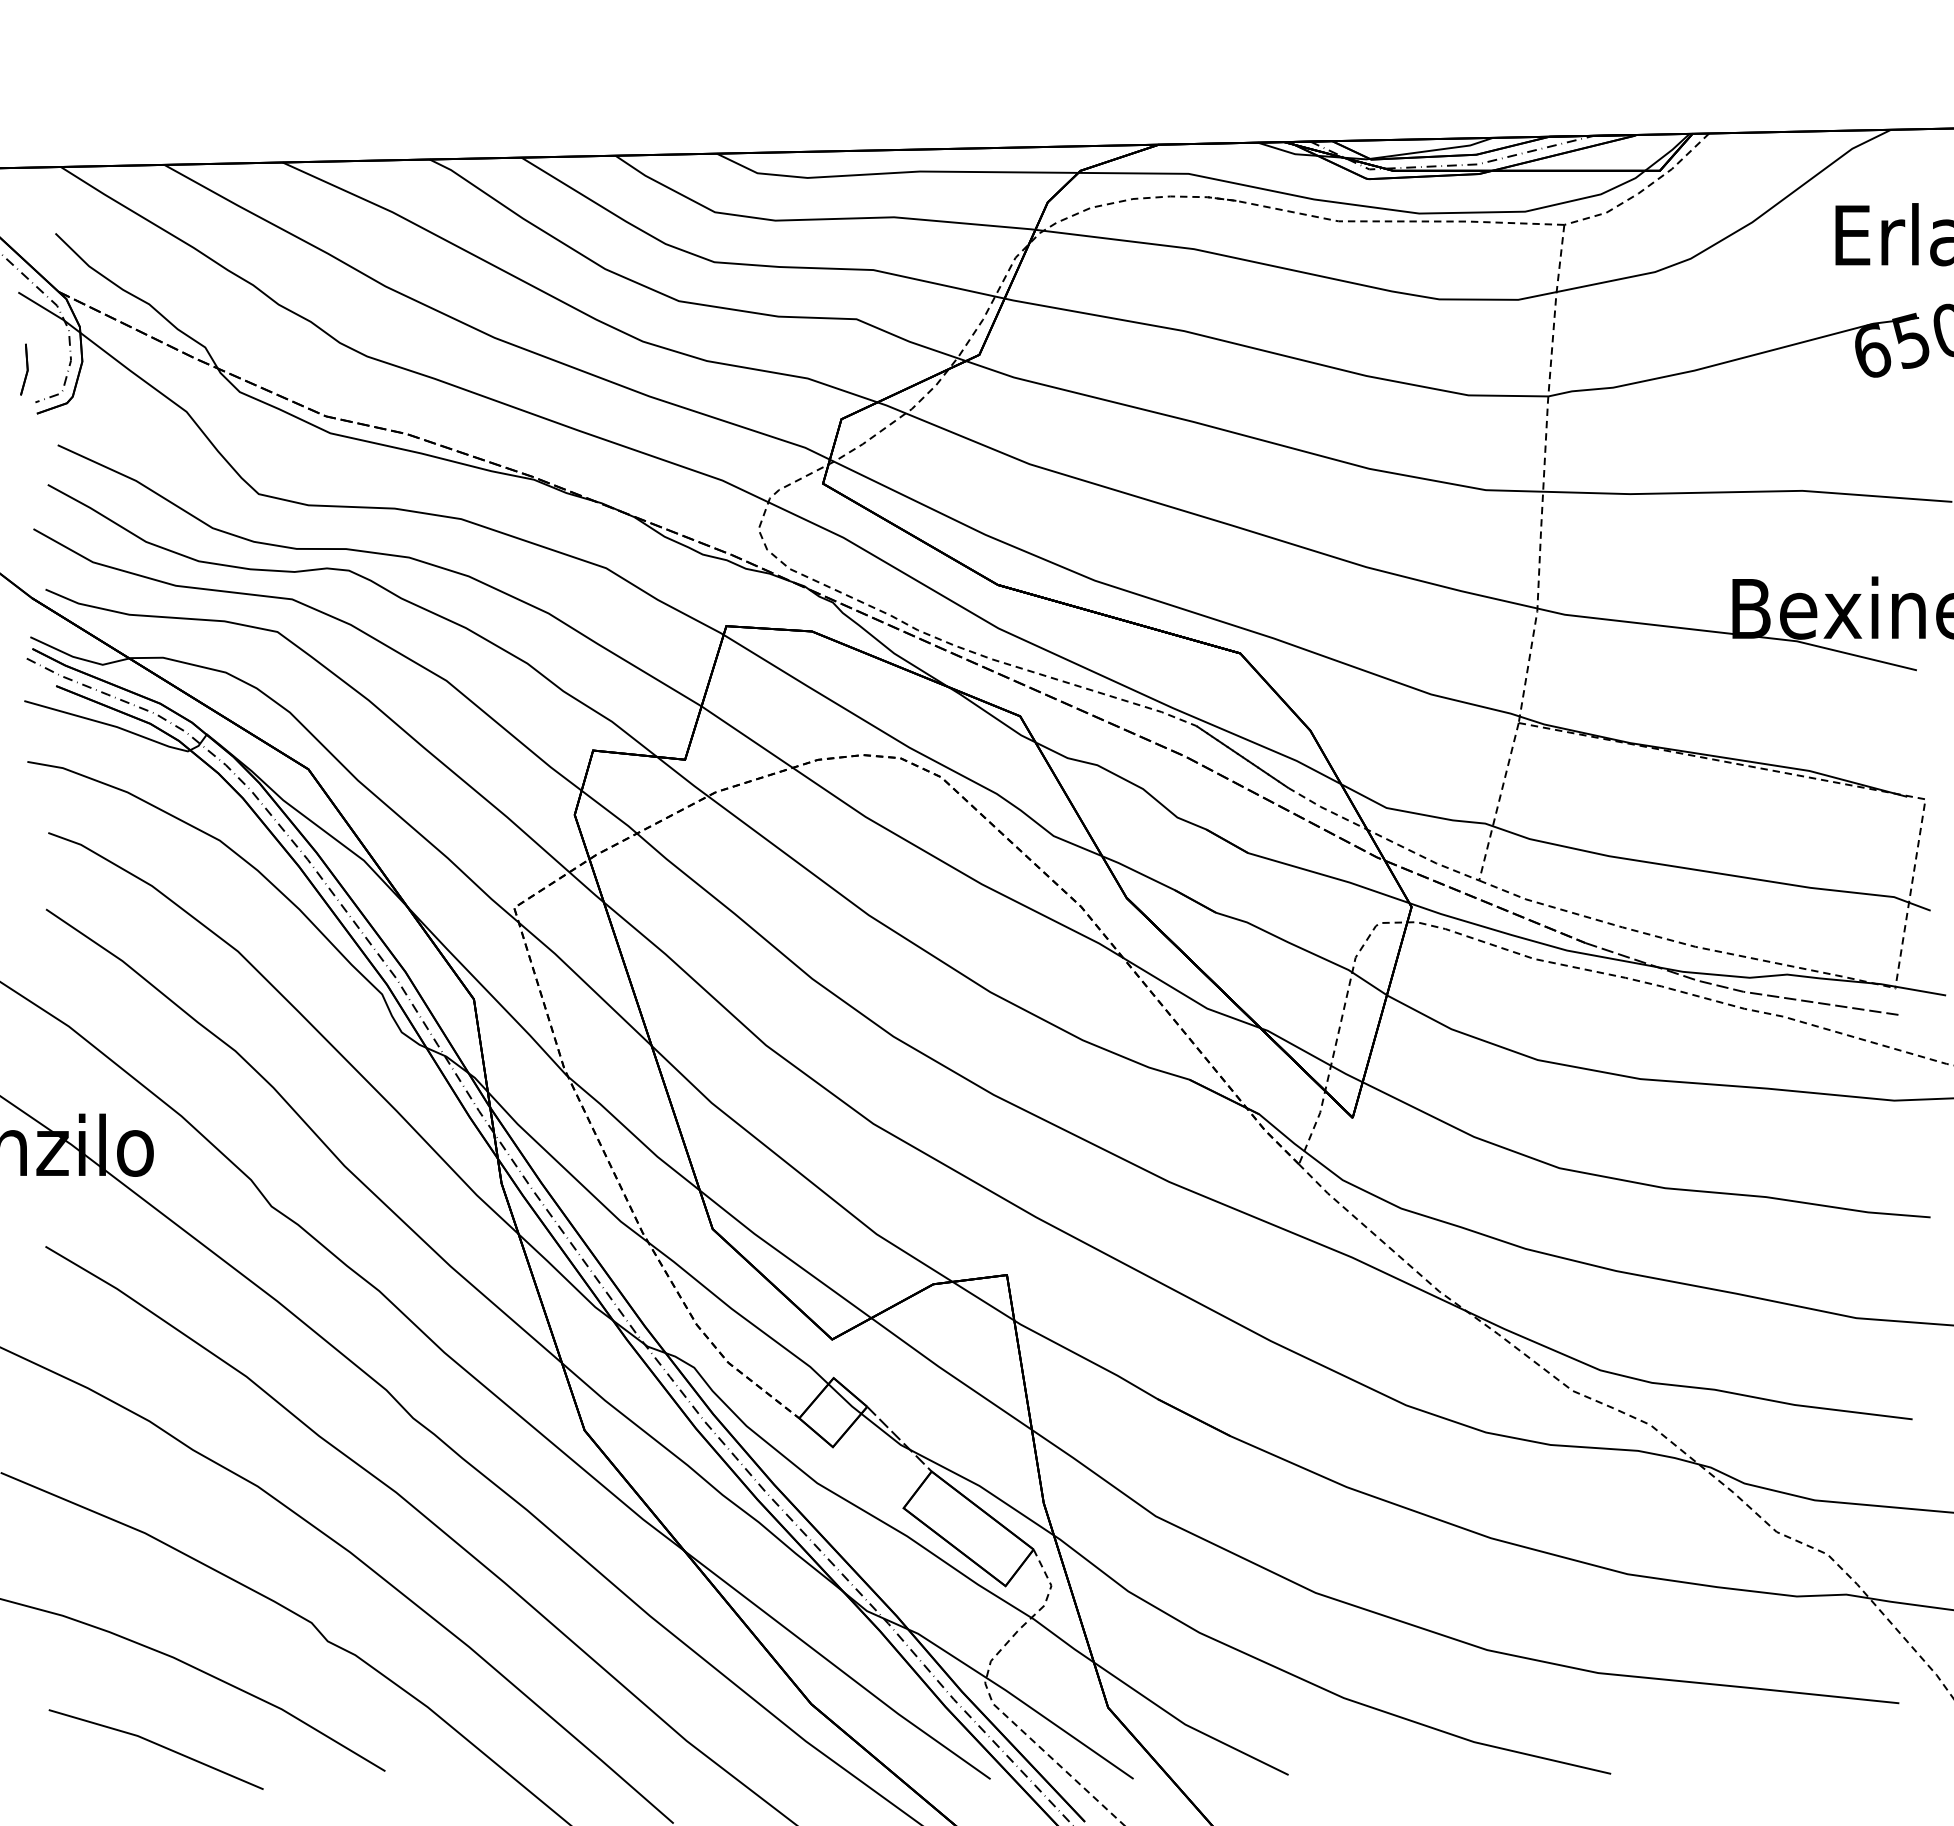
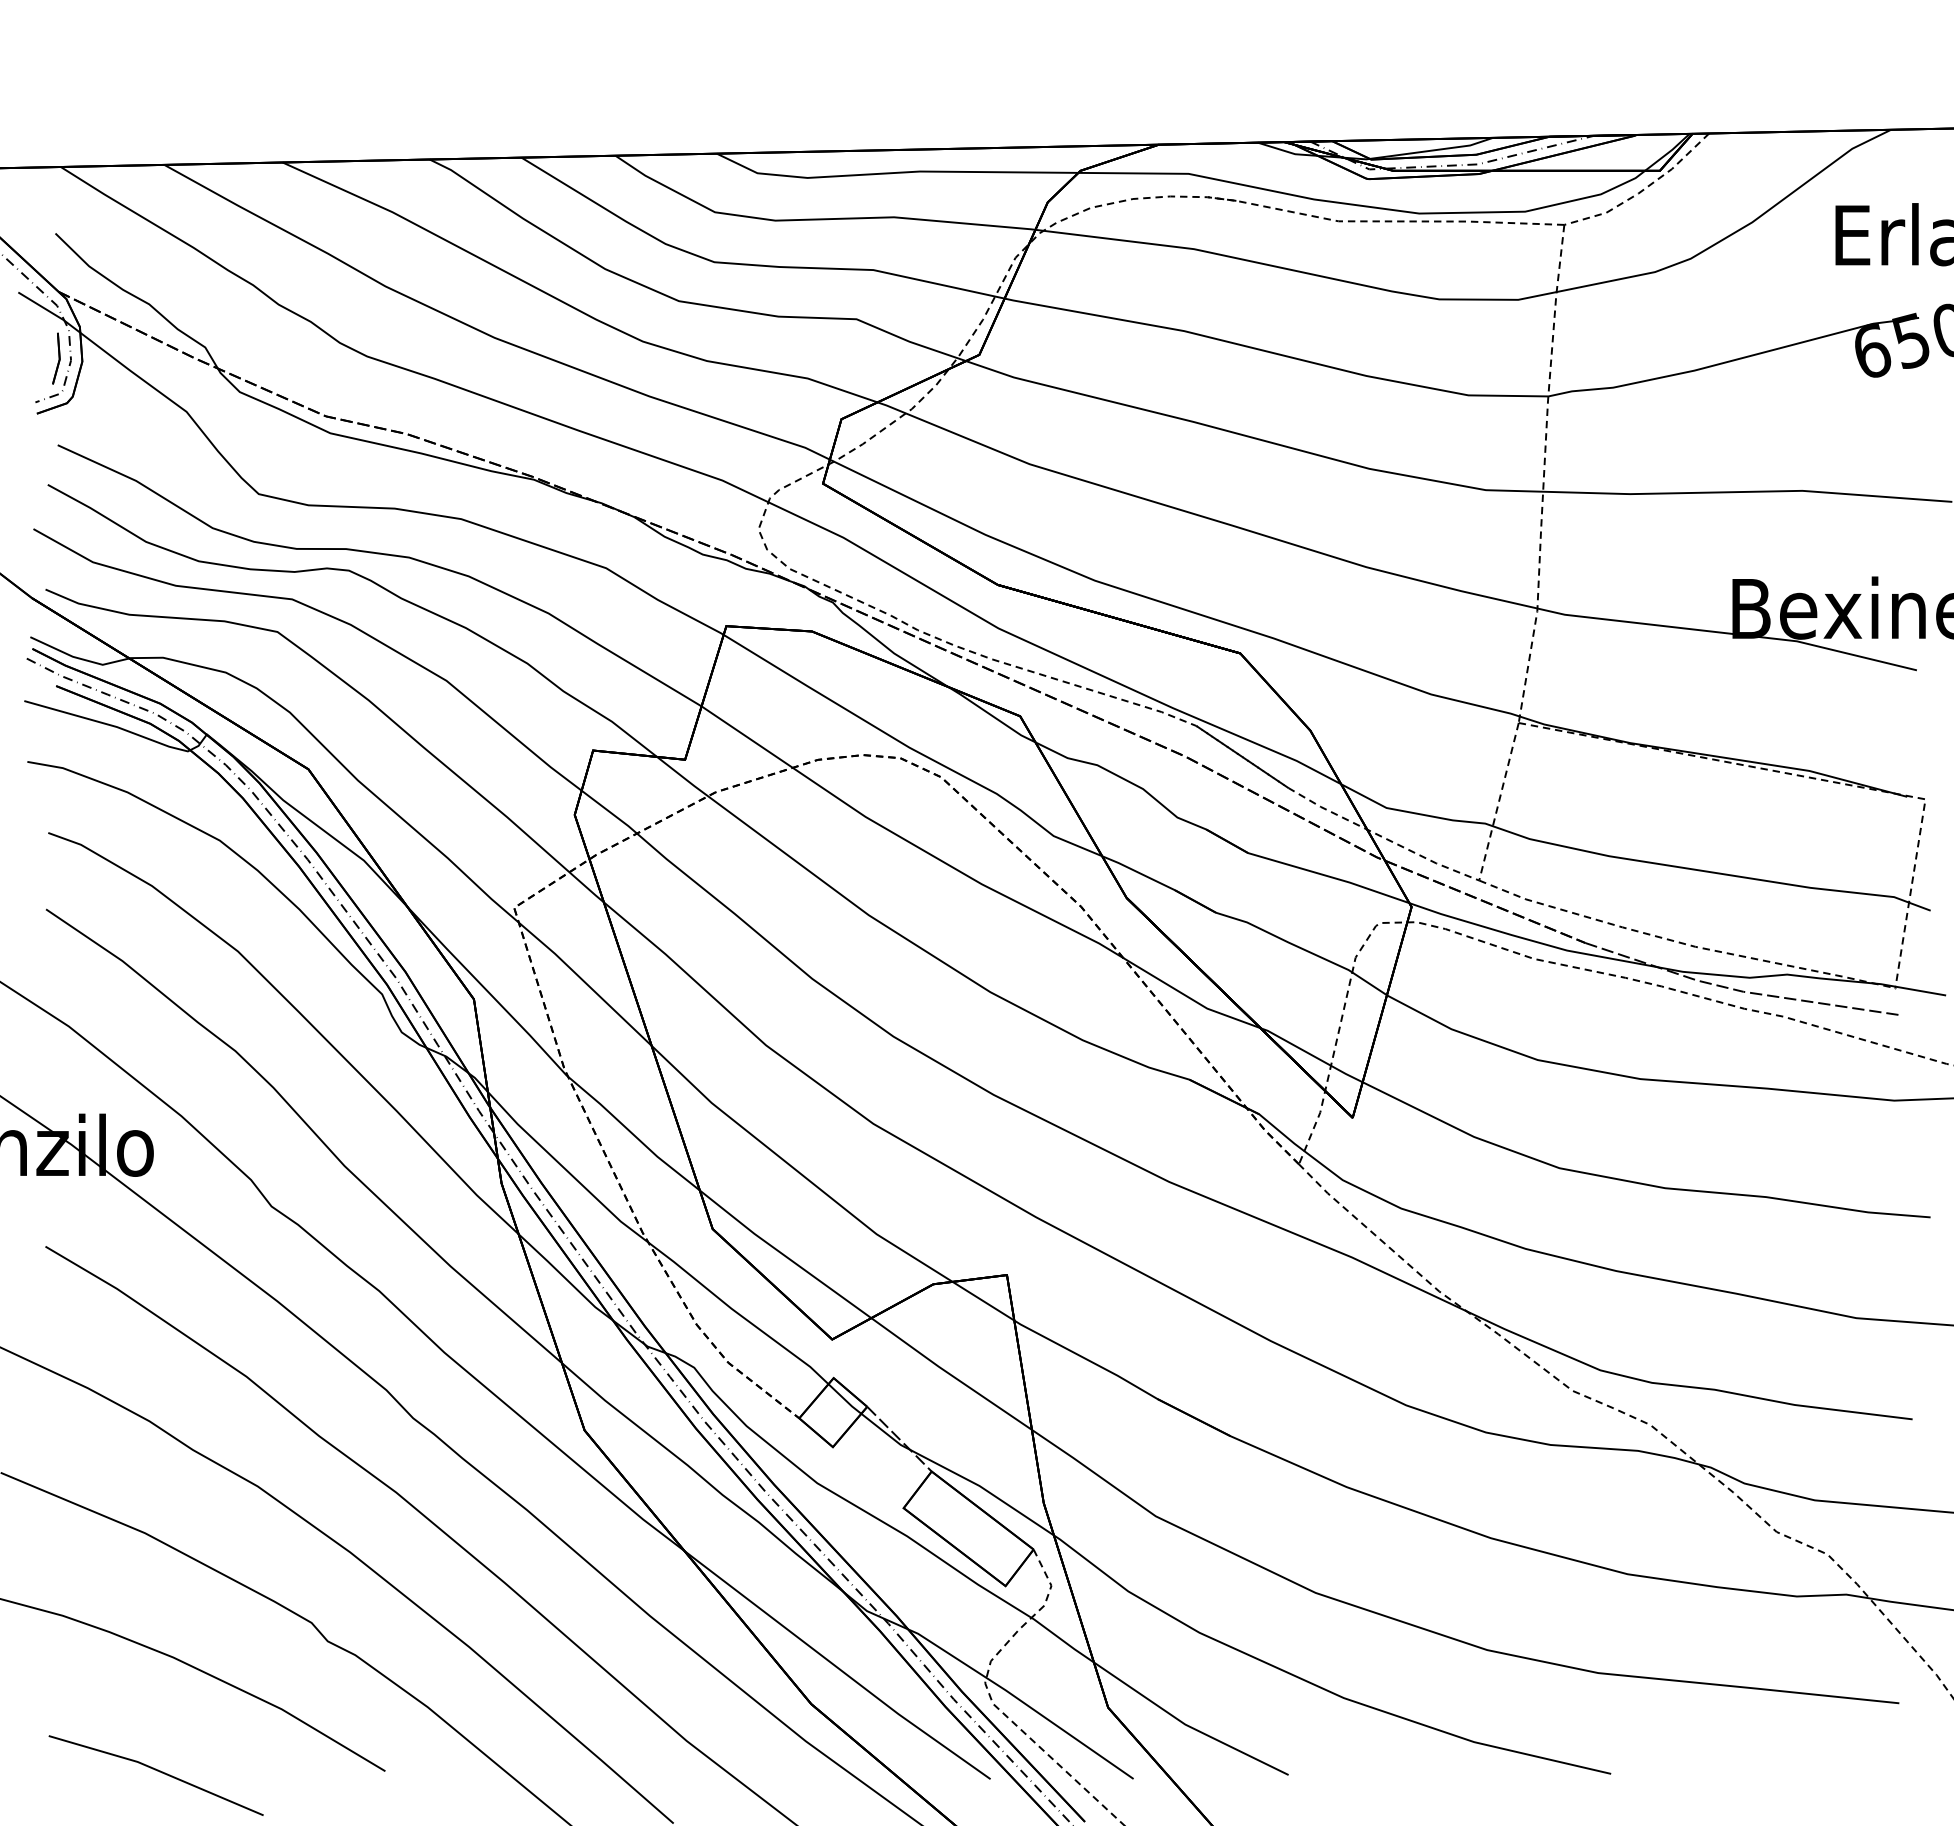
part position: (24, 369) -> (56, 358) (56, 358)
line position: (157, 1745) -> (157, 1771) (157, 1771)
